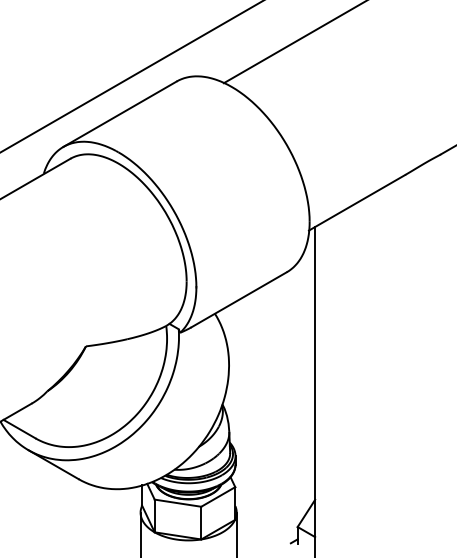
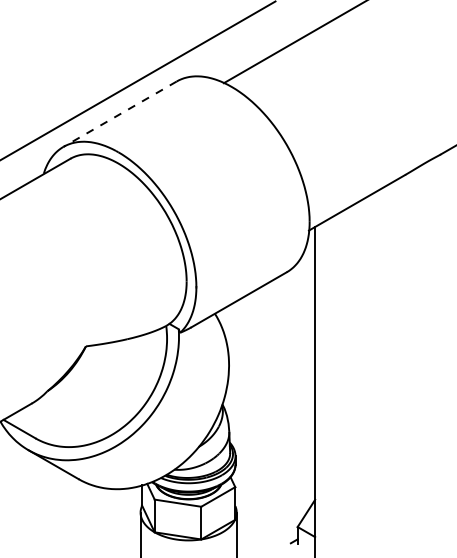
line position: (131, 76) -> (137, 80) (137, 80)
line: solid -> dashed (119, 114)
